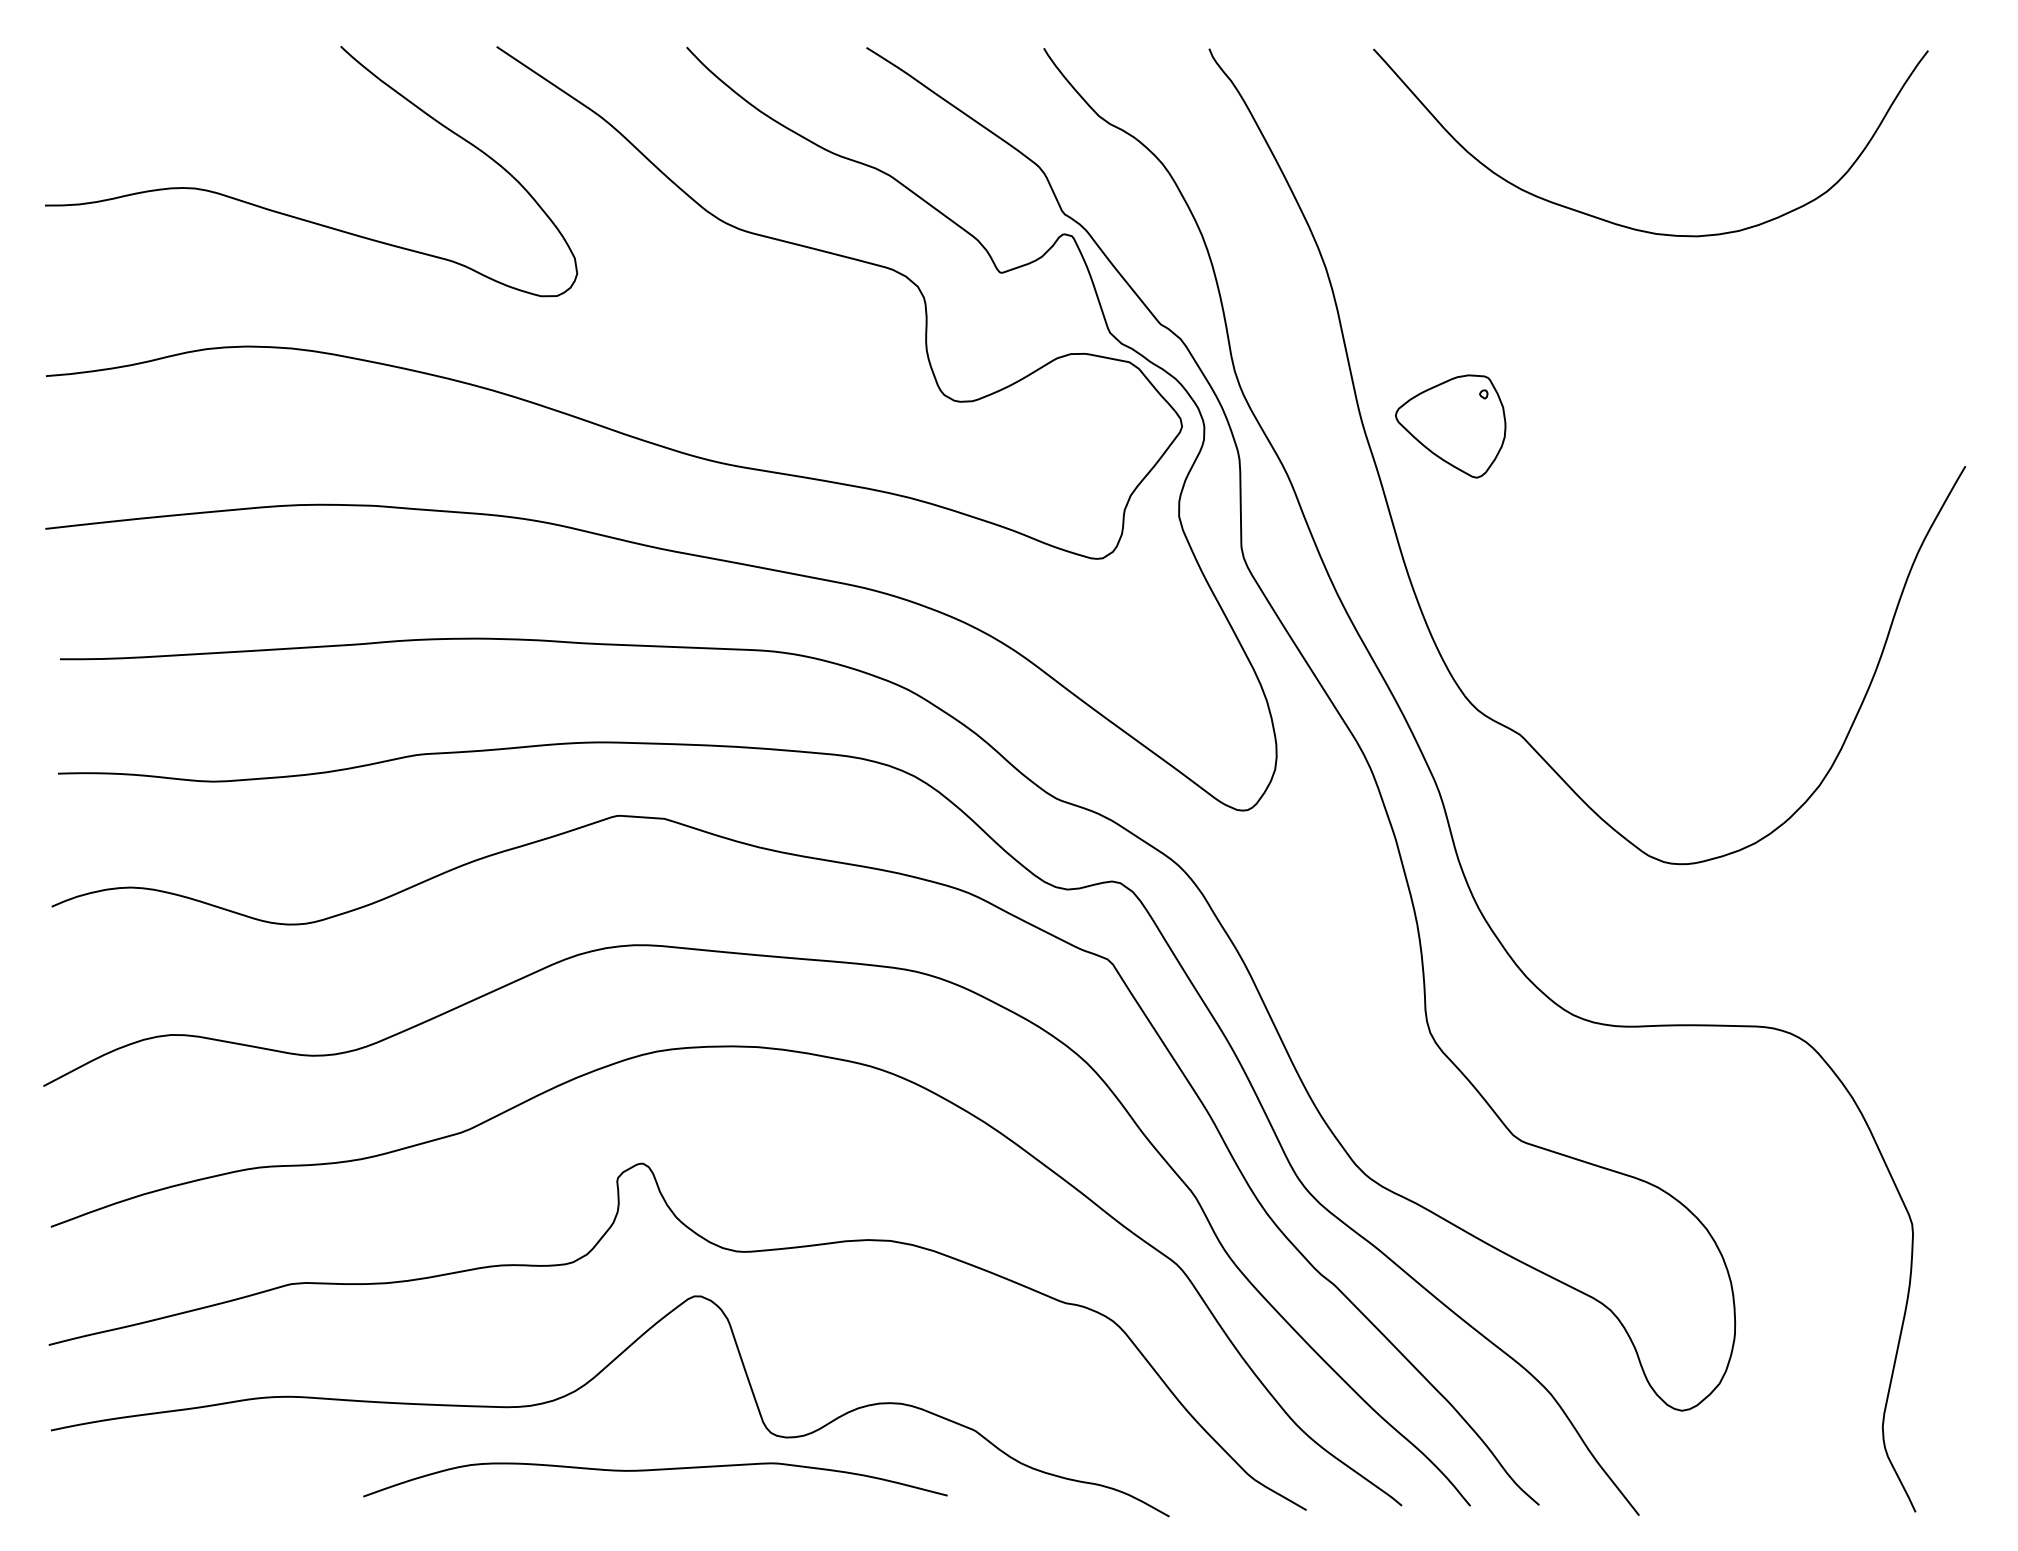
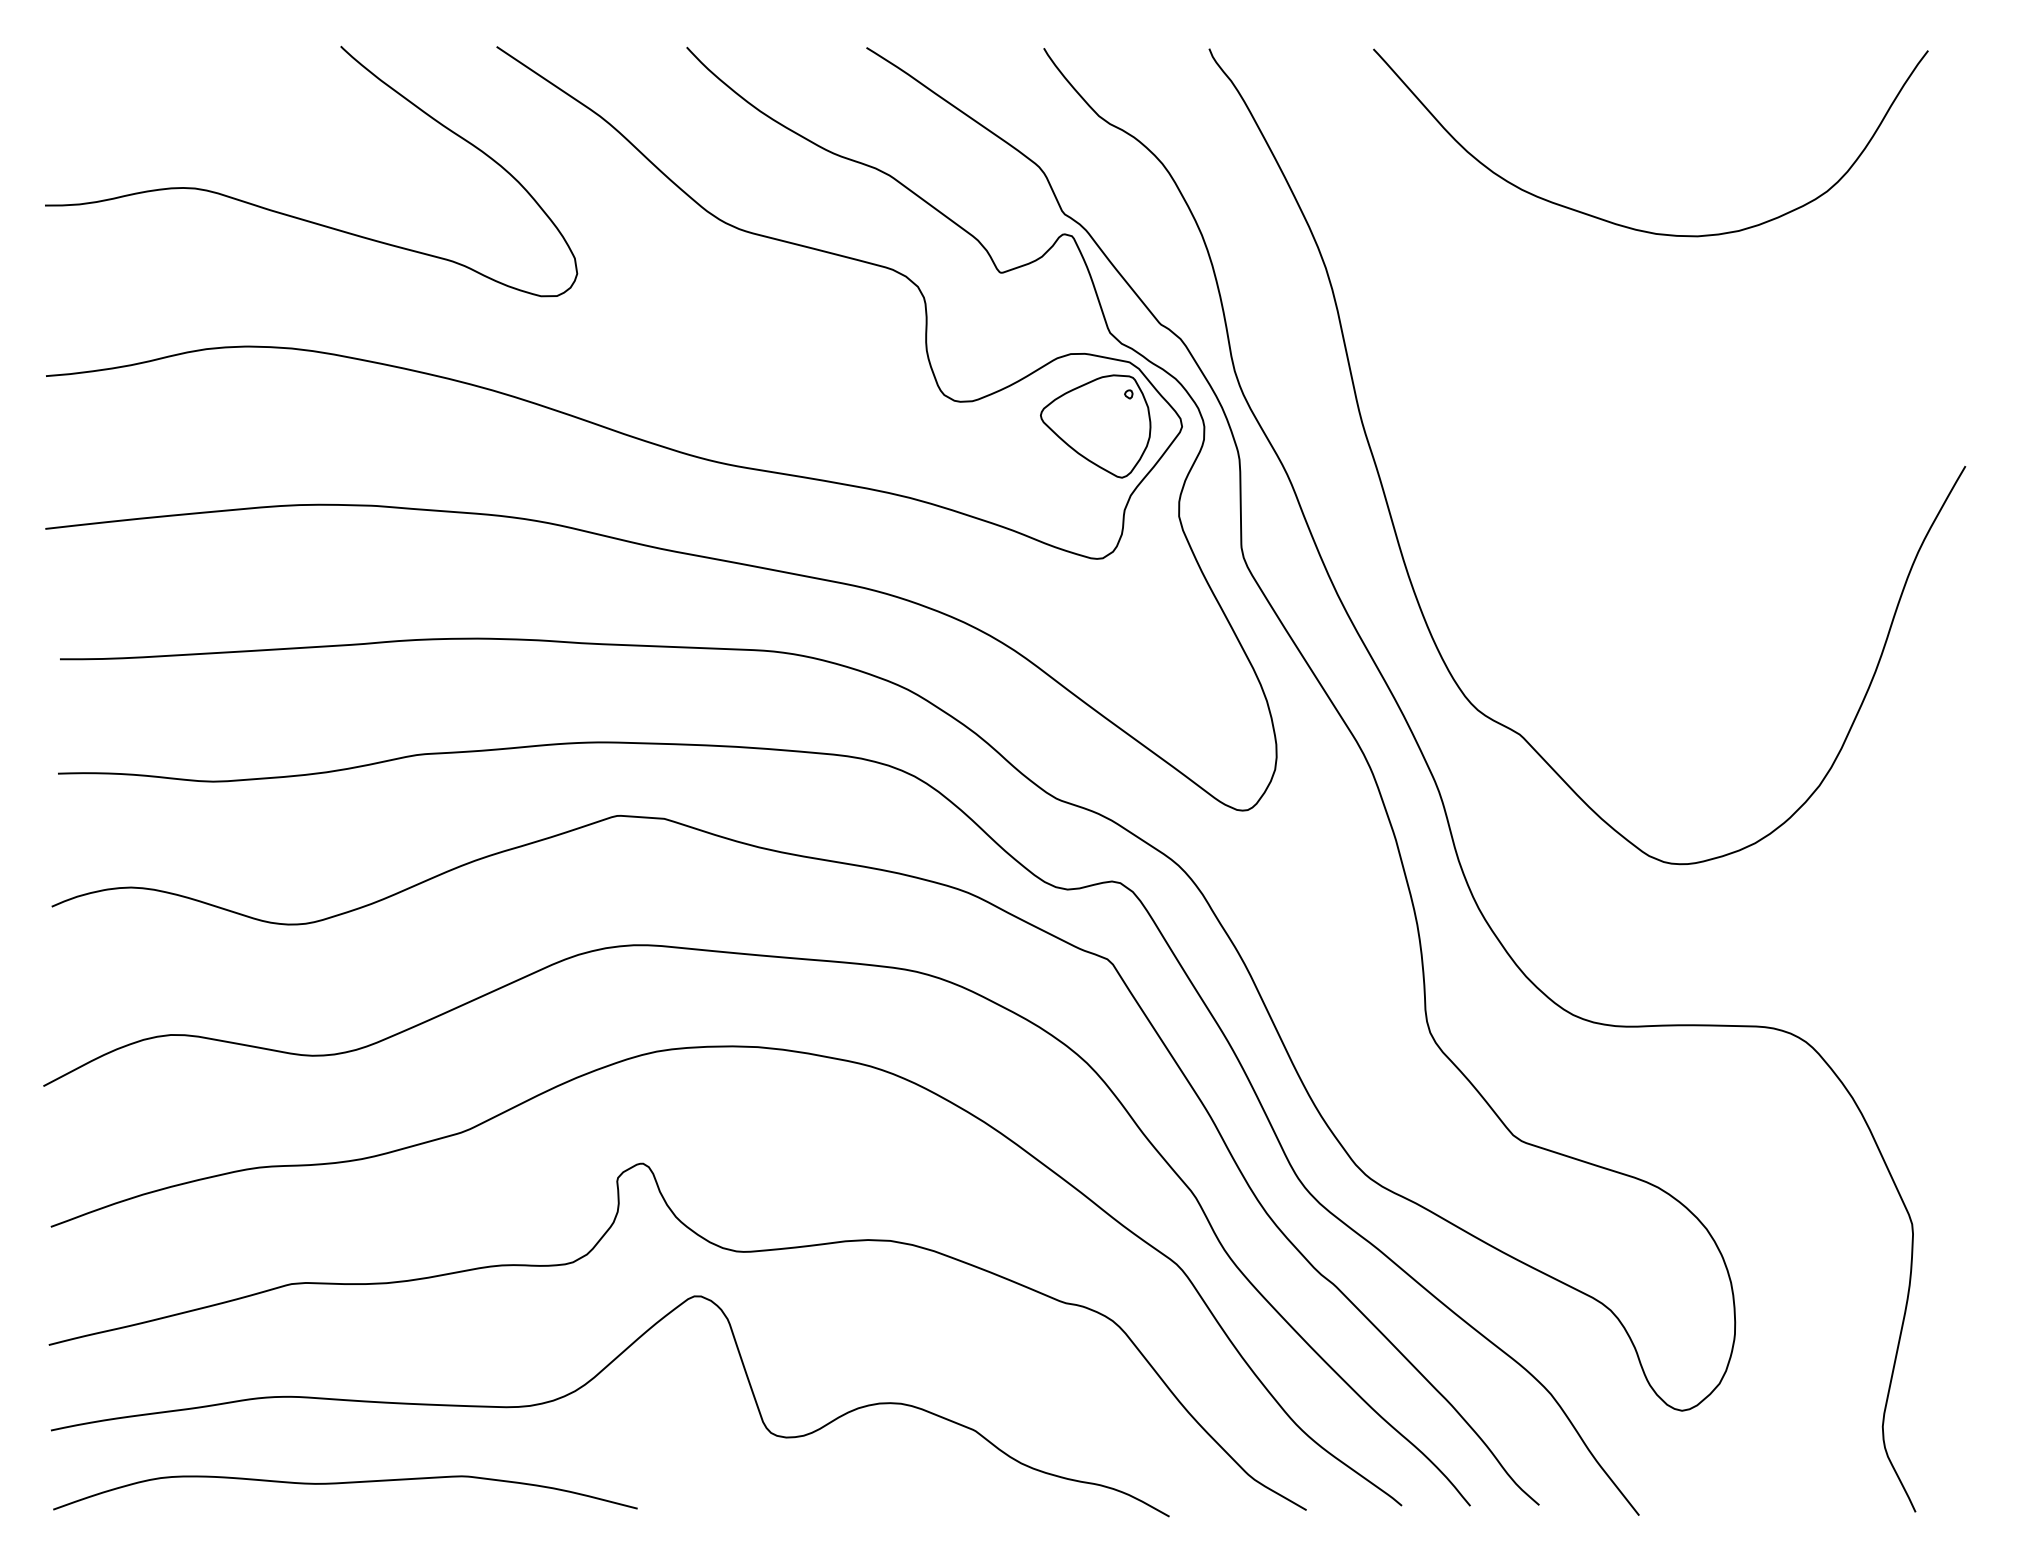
part position: (1450, 426) -> (1095, 426) (1095, 426)
curve position: (655, 1470) -> (345, 1483) (345, 1483)
